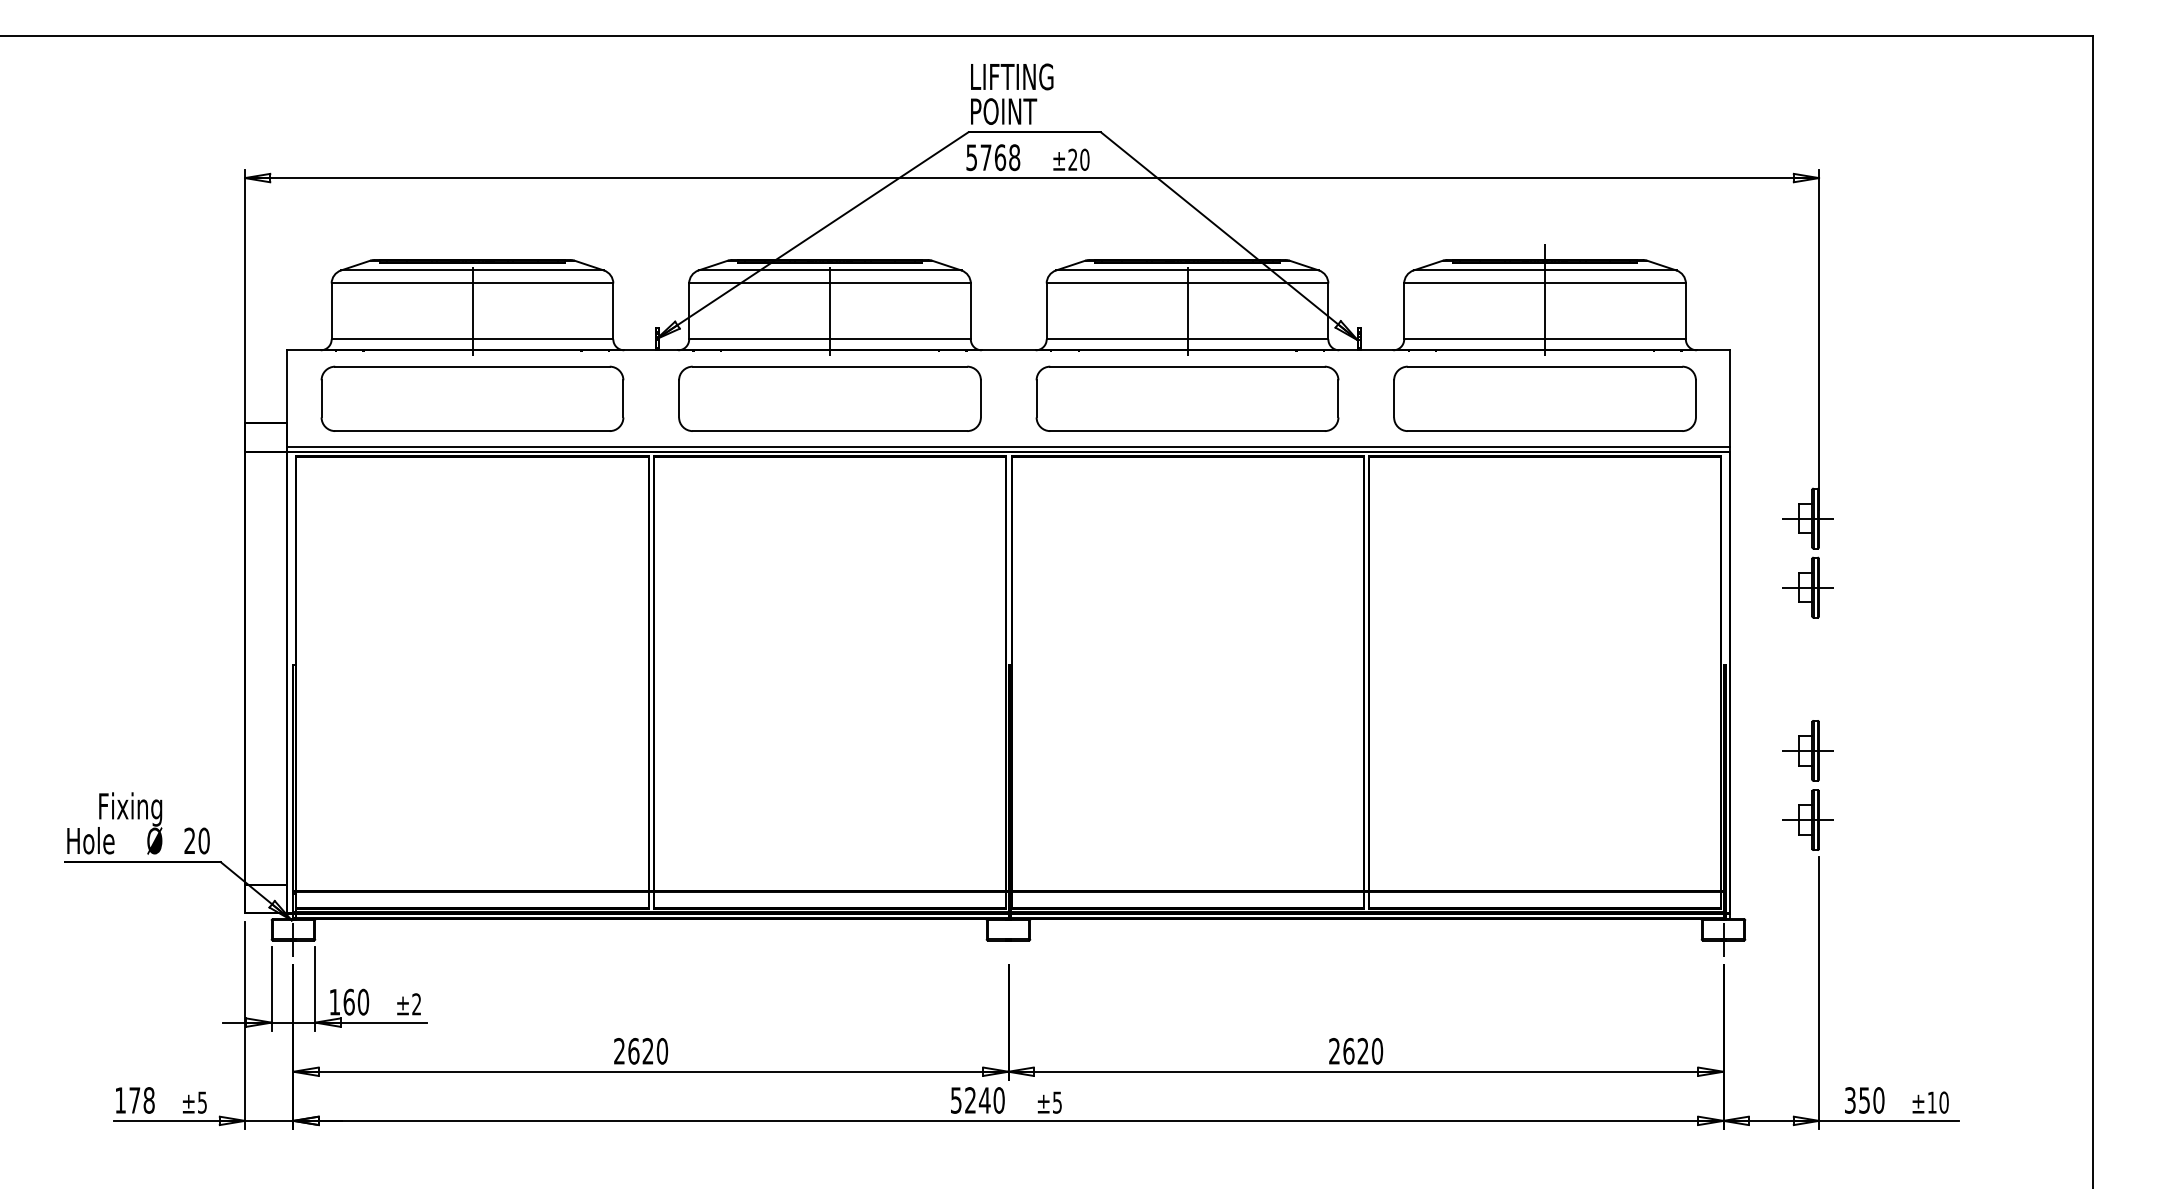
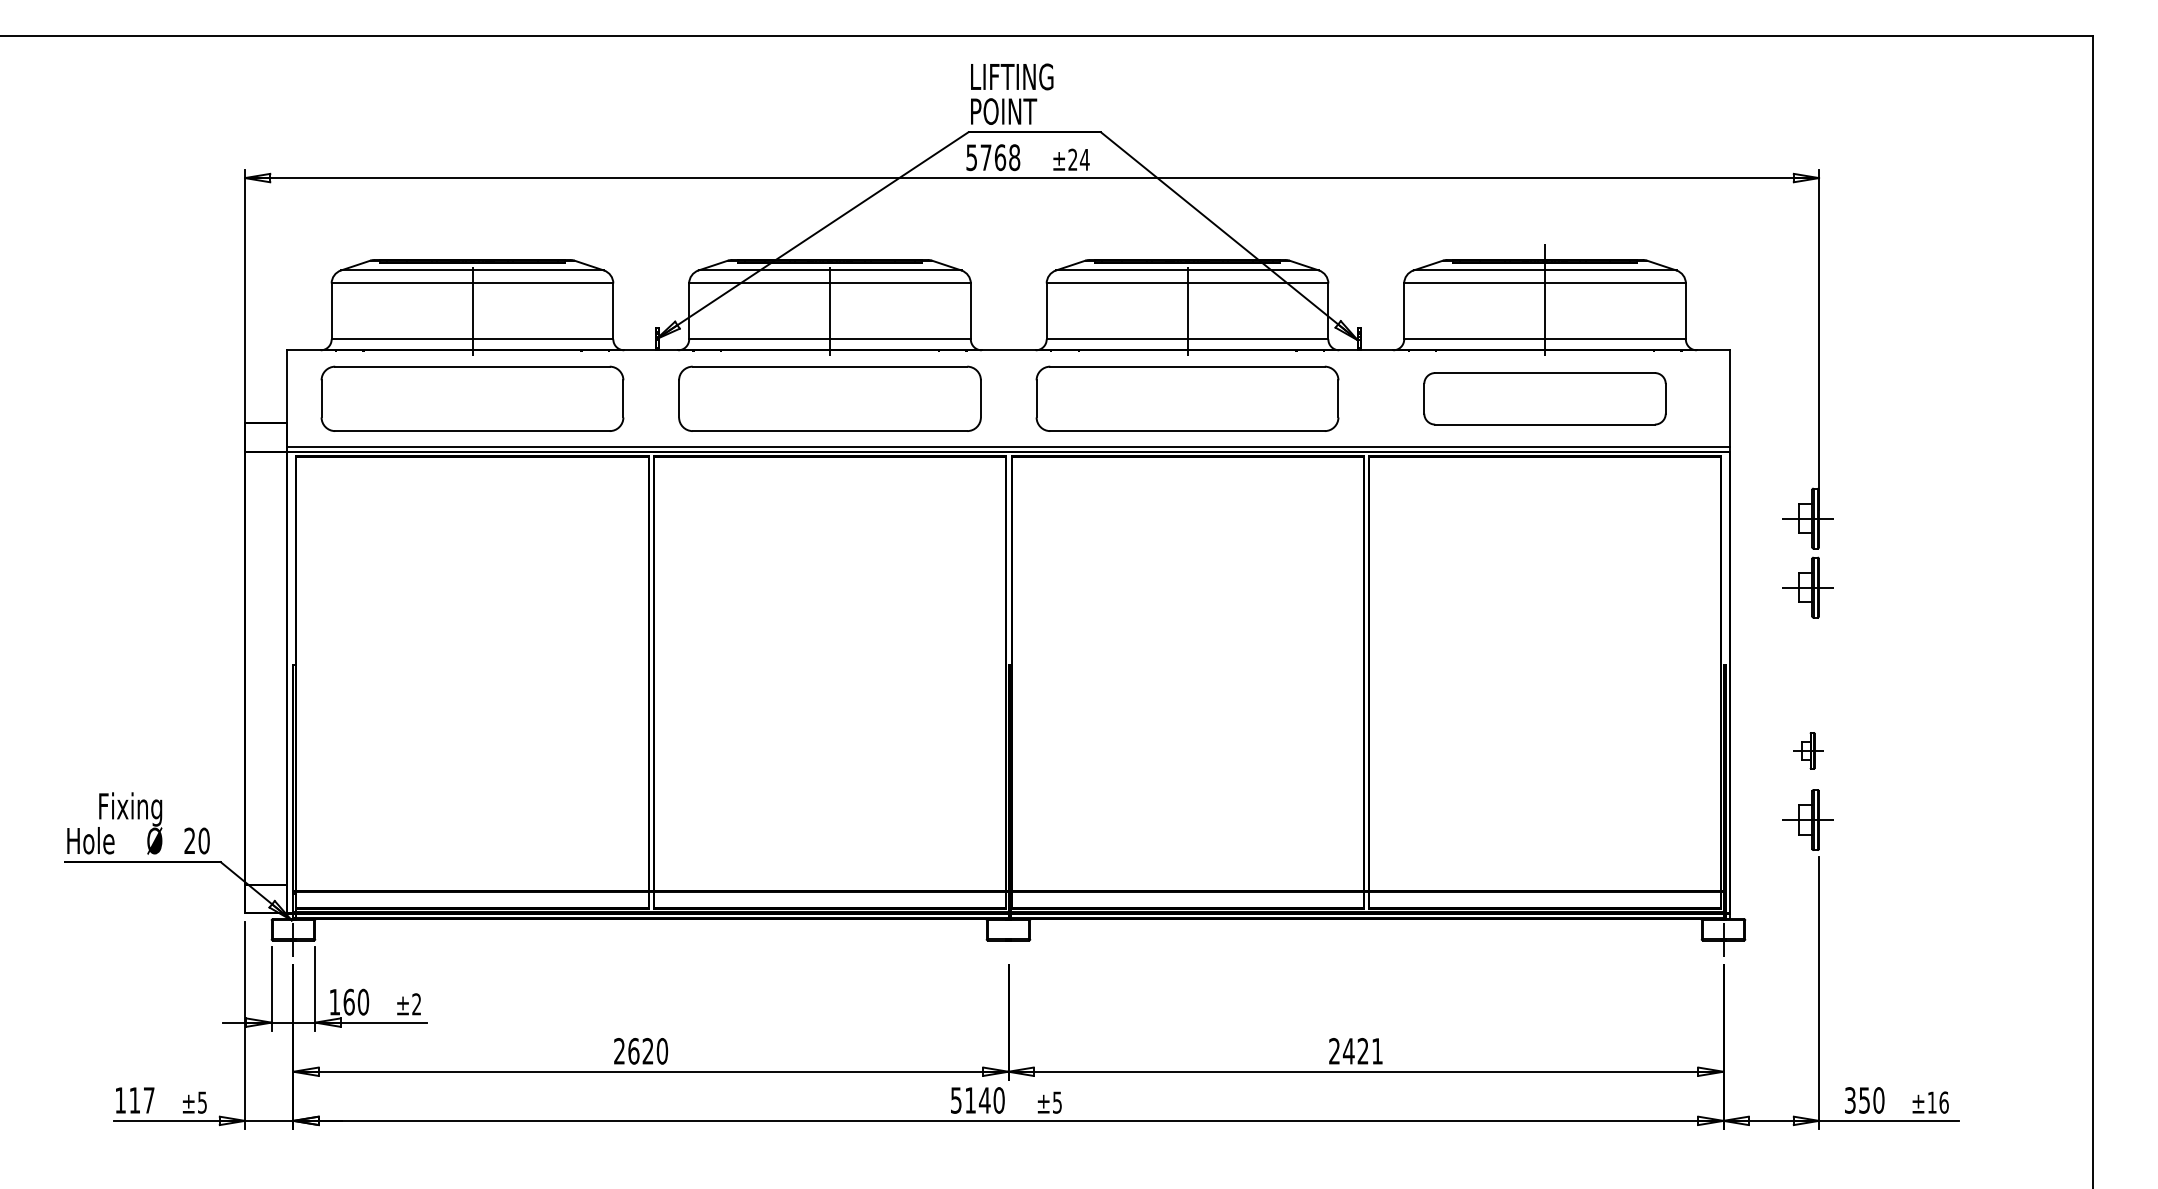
text: ±20 -> ±24 (1084, 159)
part size: 304x67 px -> 244x54 px (1544, 398)
part size: 52x62 px -> 31x38 px (1808, 750)
text: 2620 -> 2421 (1362, 1051)
text: 178 -> 117 (141, 1100)
text: 5240 -> 5140 (970, 1100)
text: ±10 -> ±16 (1943, 1102)
